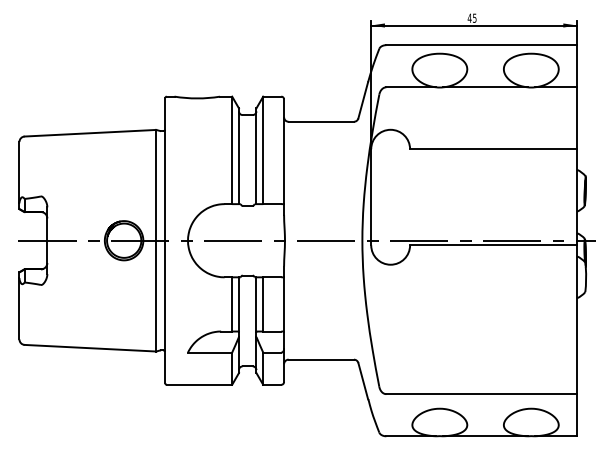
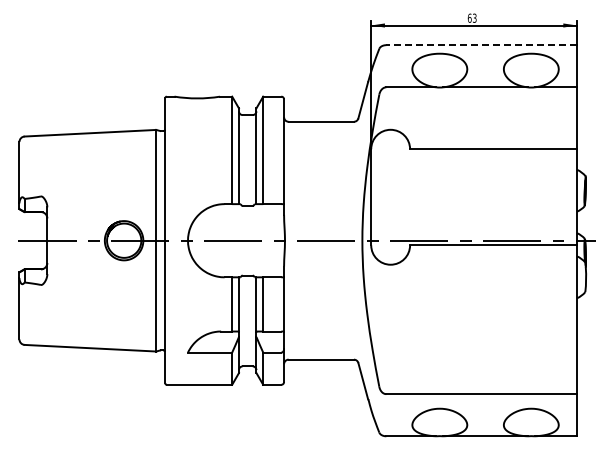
text: 45 -> 63 (471, 17)
line: solid -> dashed (481, 45)
